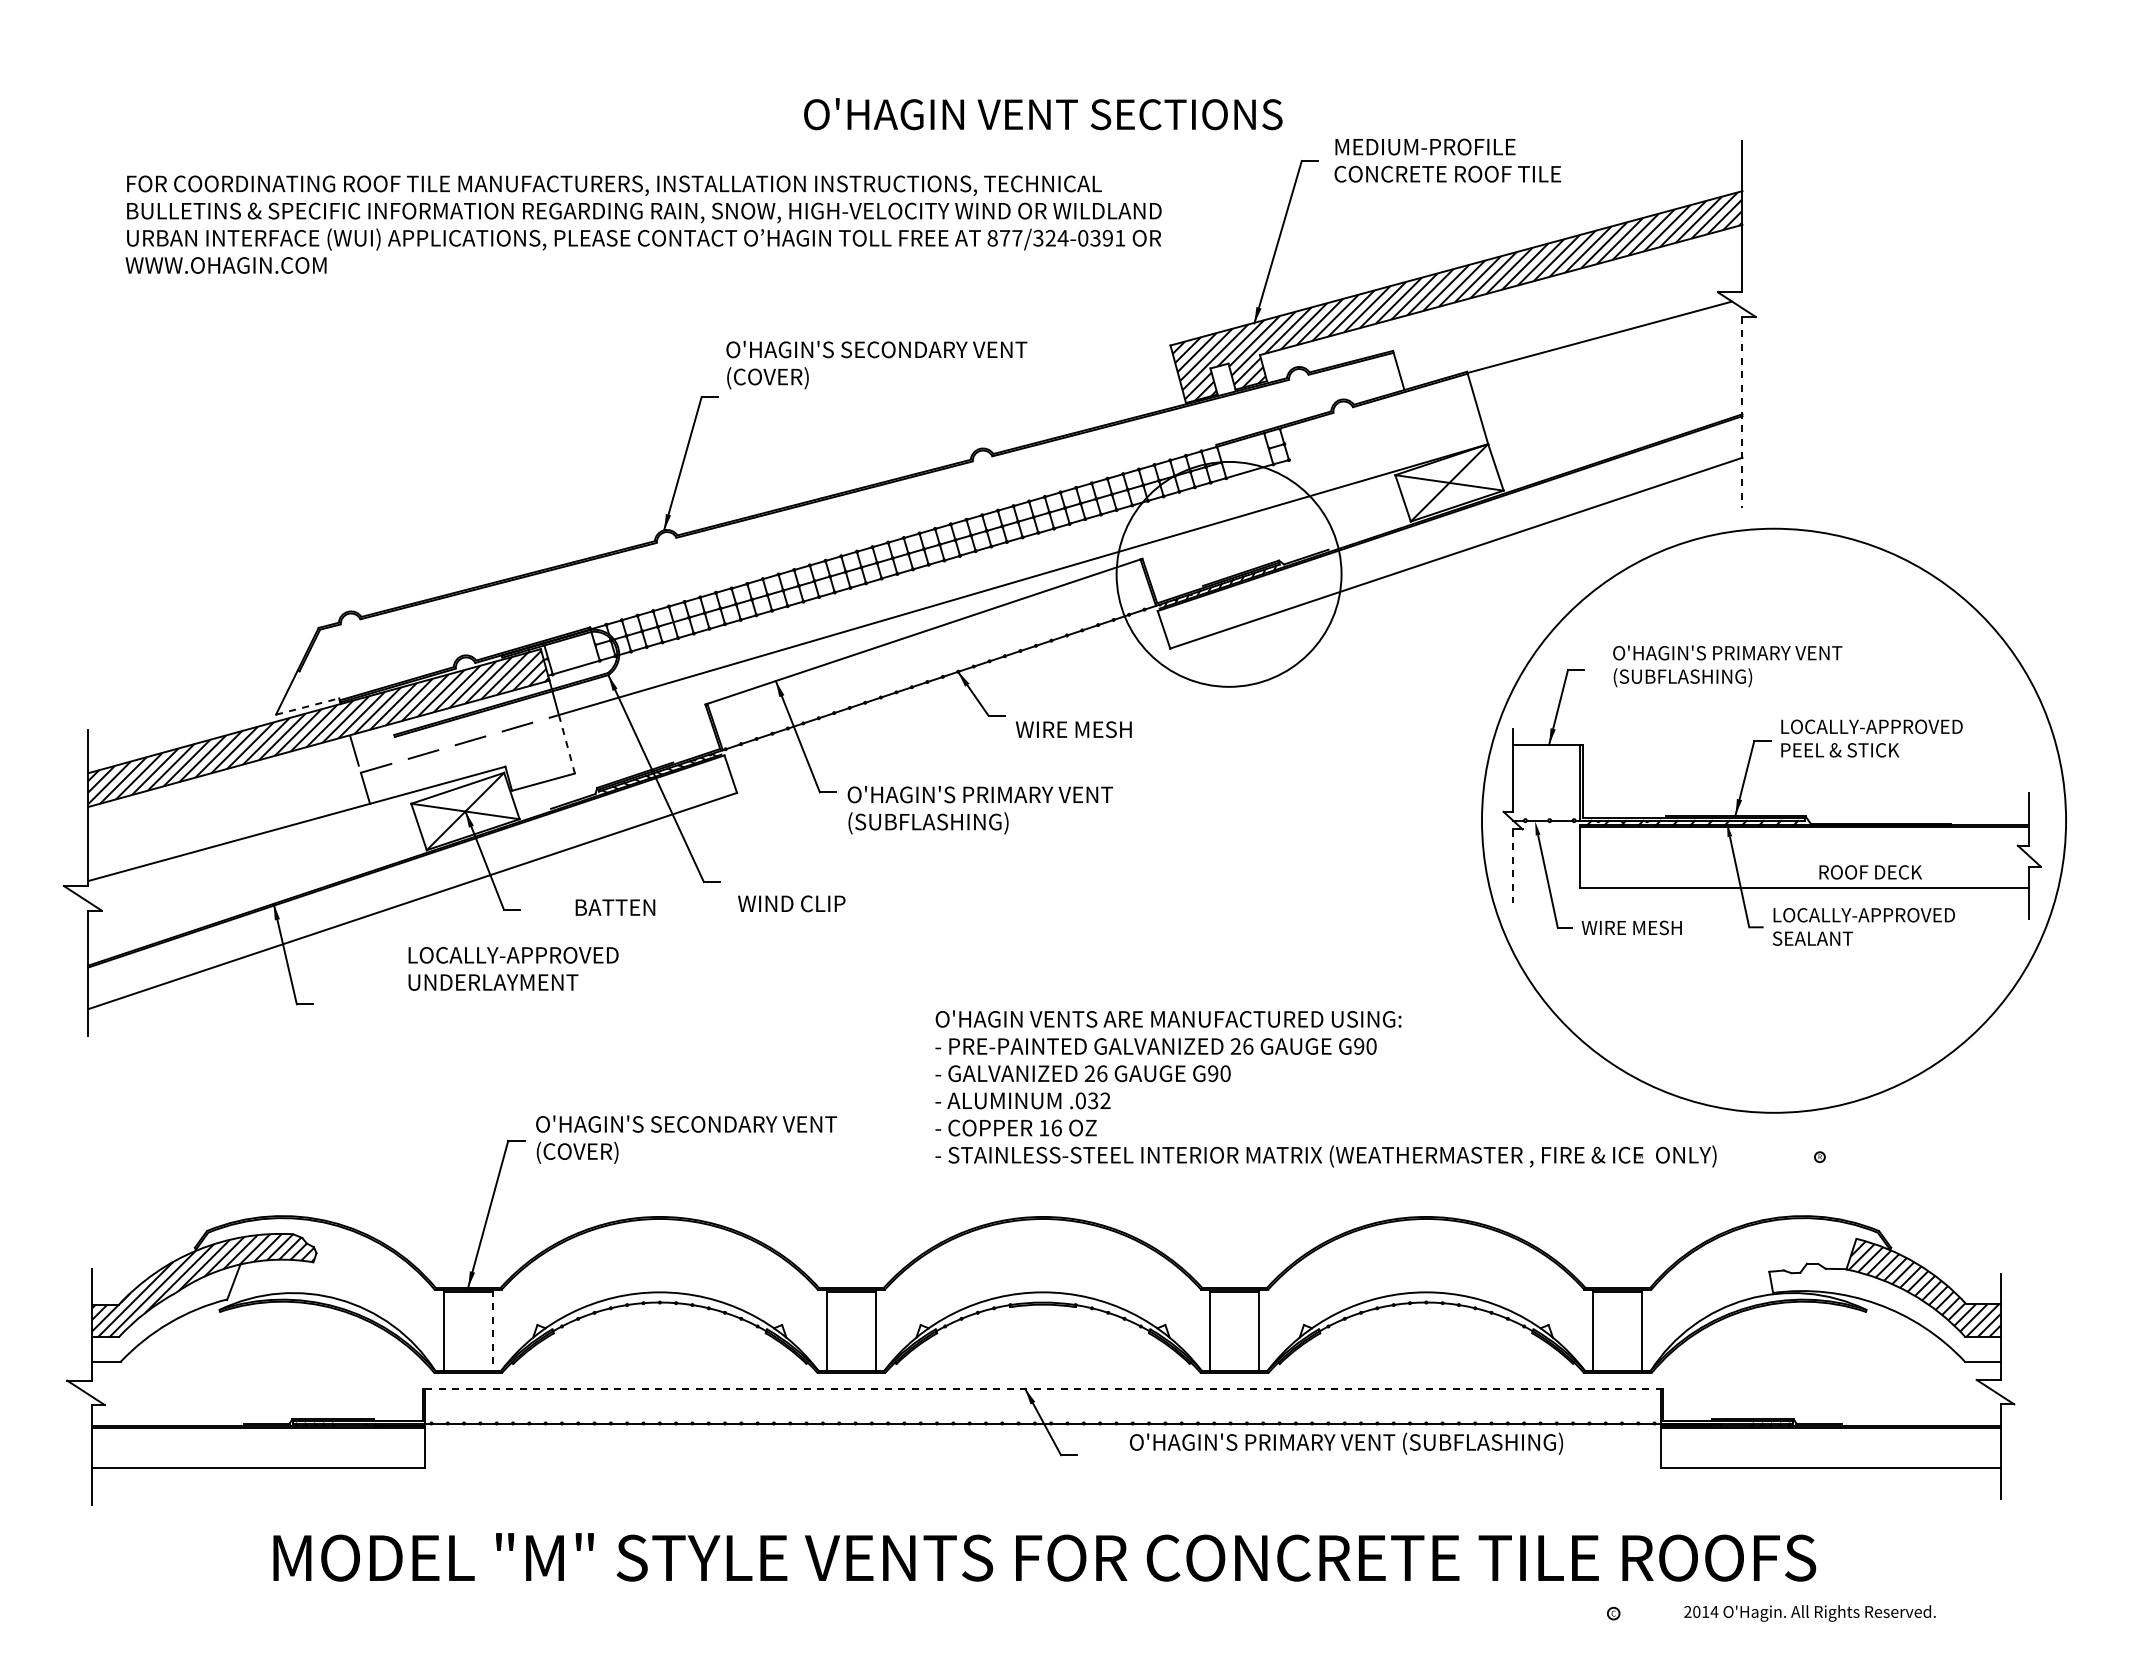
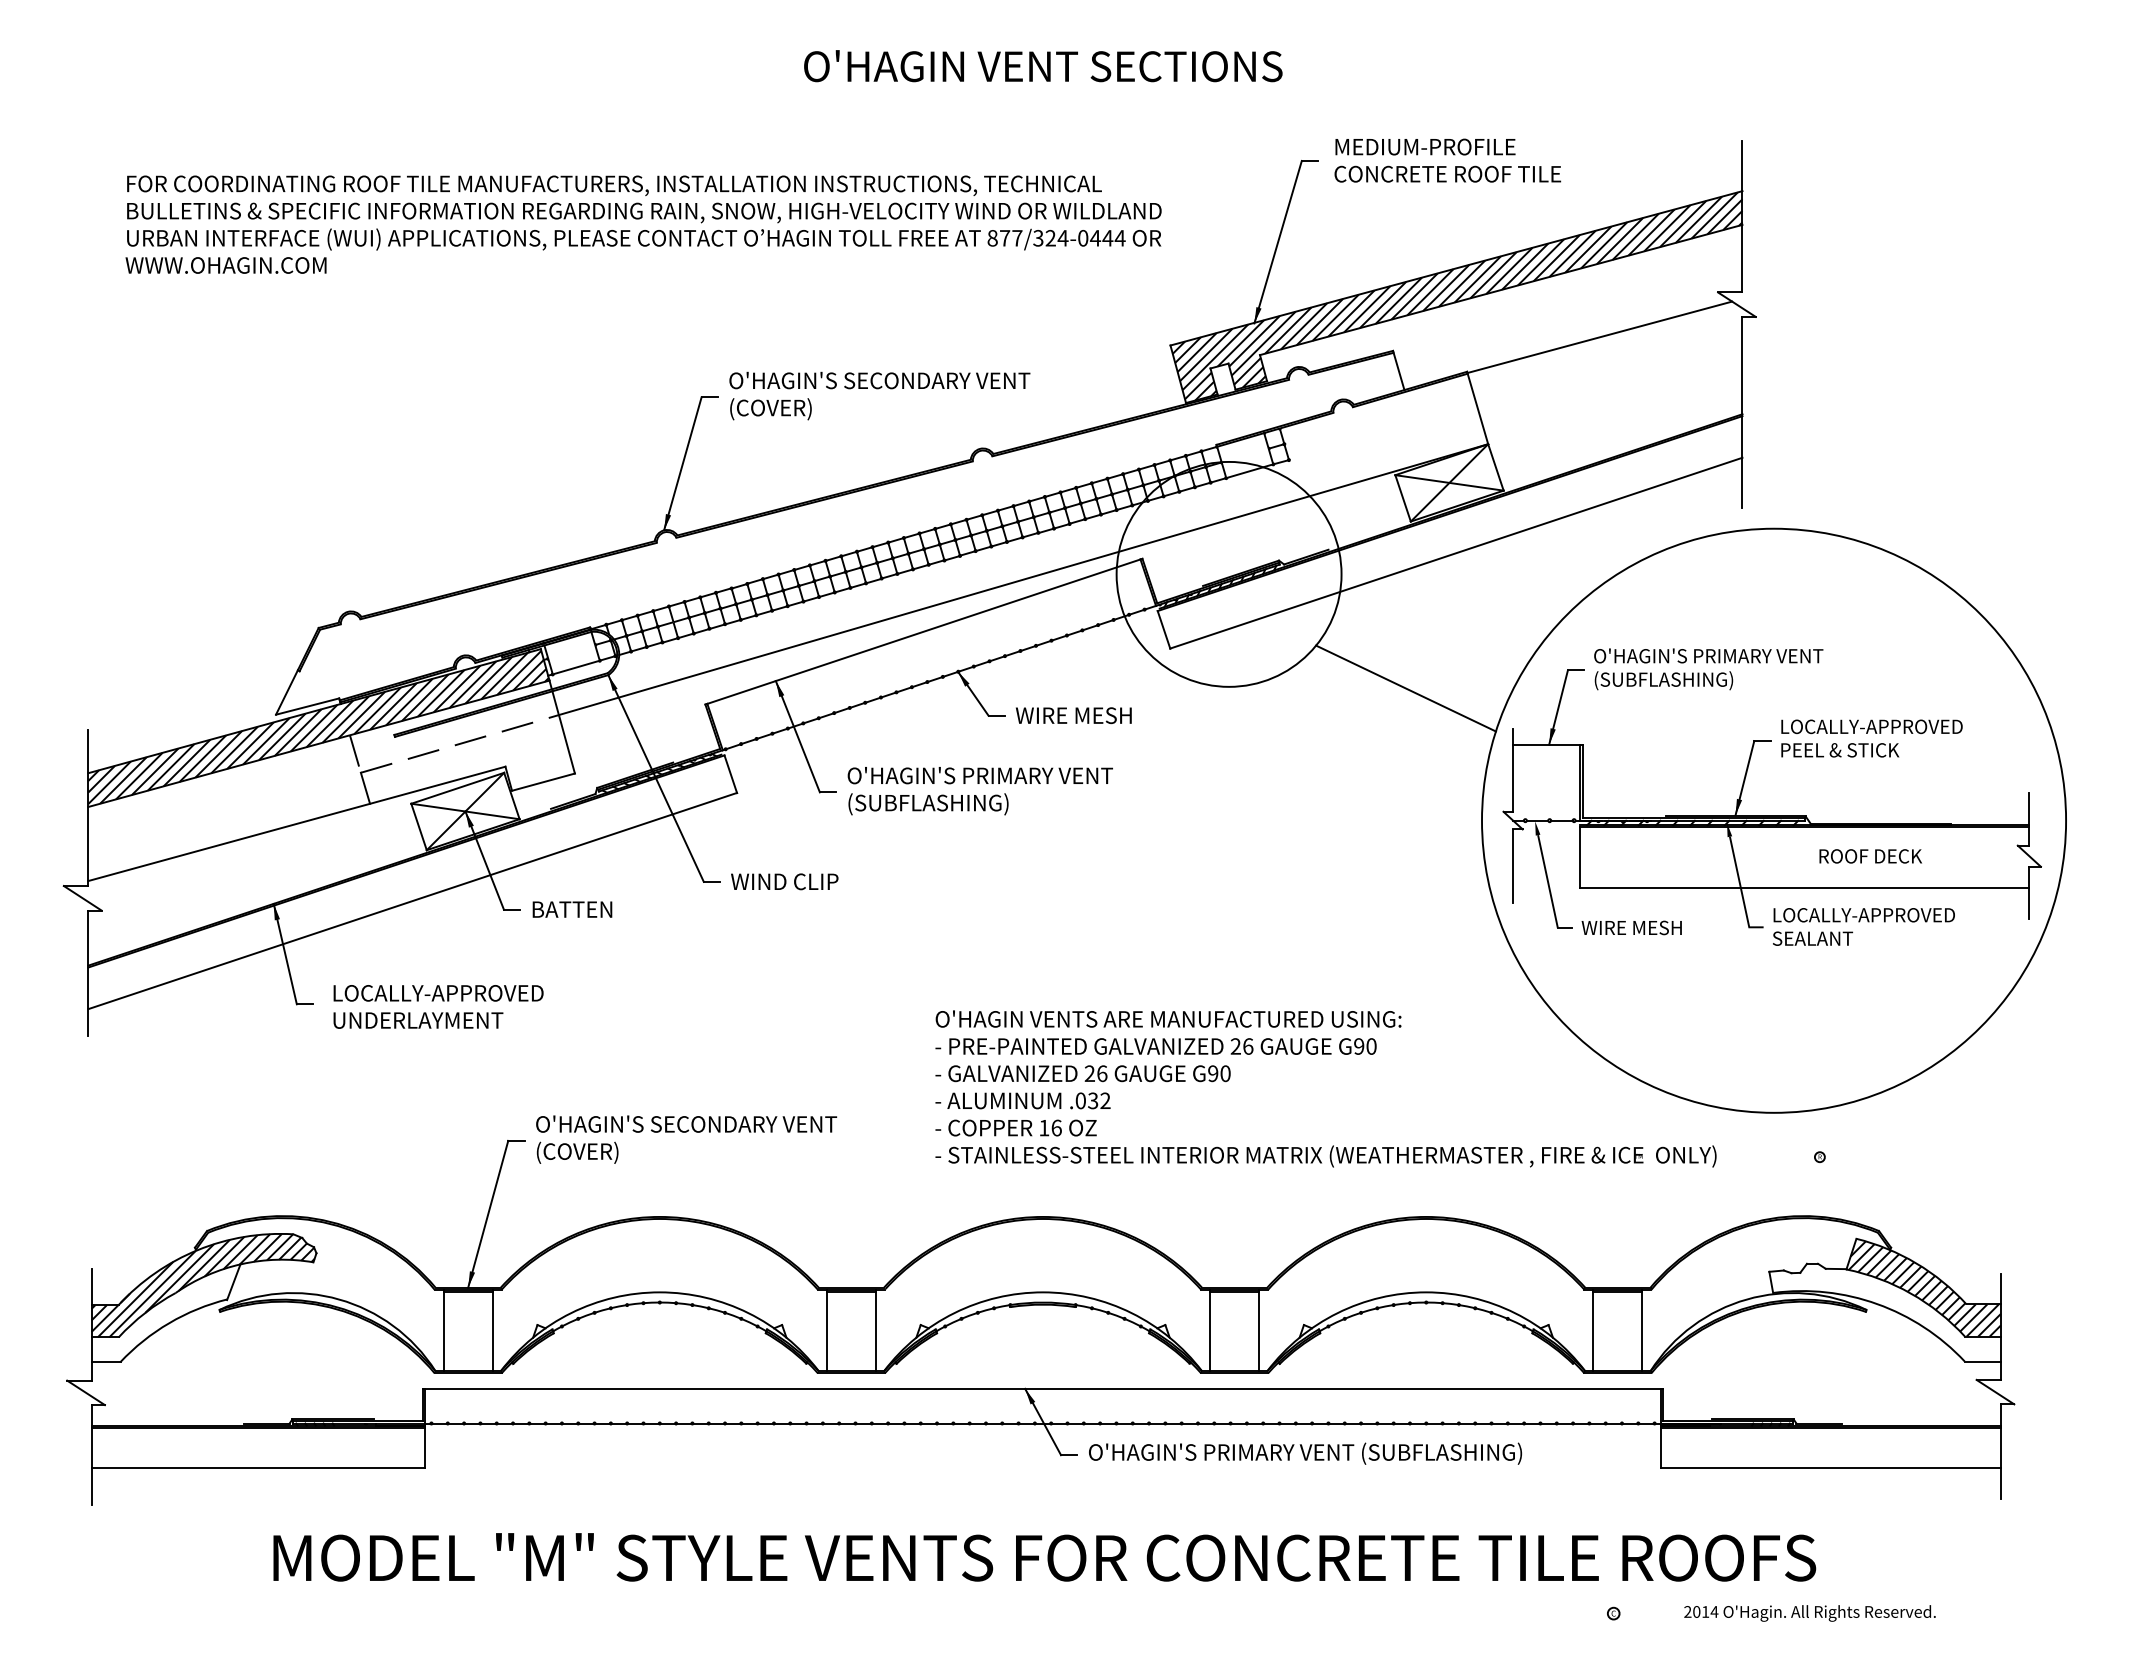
text position: (1043, 114) -> (1043, 66) (1043, 66)
text: 877/324-0391 -> 877/324-0444 (1107, 237)
text position: (876, 364) -> (879, 395) (879, 395)
line: dashed -> solid (1742, 412)
text position: (1727, 666) -> (1708, 669) (1708, 669)
line: none -> present (1405, 688)
line: dashed -> solid (307, 706)
text position: (1073, 729) -> (1073, 715) (1073, 715)
line: dashed -> solid (567, 744)
text position: (979, 810) -> (979, 791) (979, 791)
line: dashed -> solid (1513, 866)
text position: (1870, 872) -> (1870, 856) (1870, 856)
text position: (791, 903) -> (784, 881) (784, 881)
text position: (615, 907) -> (572, 909) (572, 909)
text position: (513, 968) -> (438, 1006) (438, 1006)
line: dashed -> solid (492, 1330)
line: dashed -> solid (1043, 1388)
text position: (1346, 1443) -> (1305, 1453) (1305, 1453)
